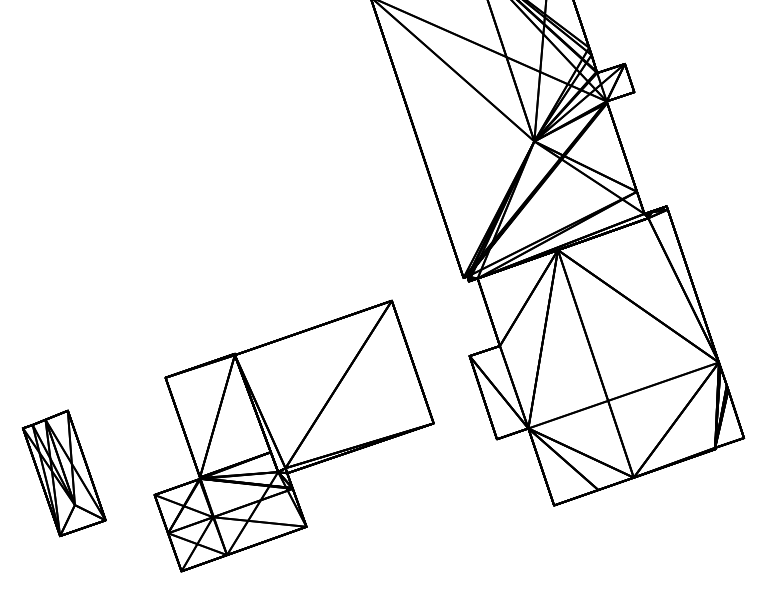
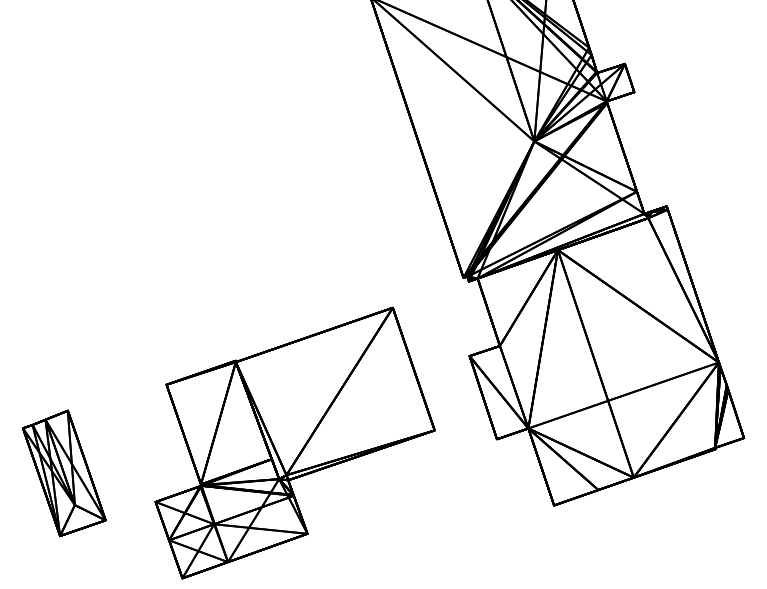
part position: (293, 435) -> (294, 442) (294, 442)
